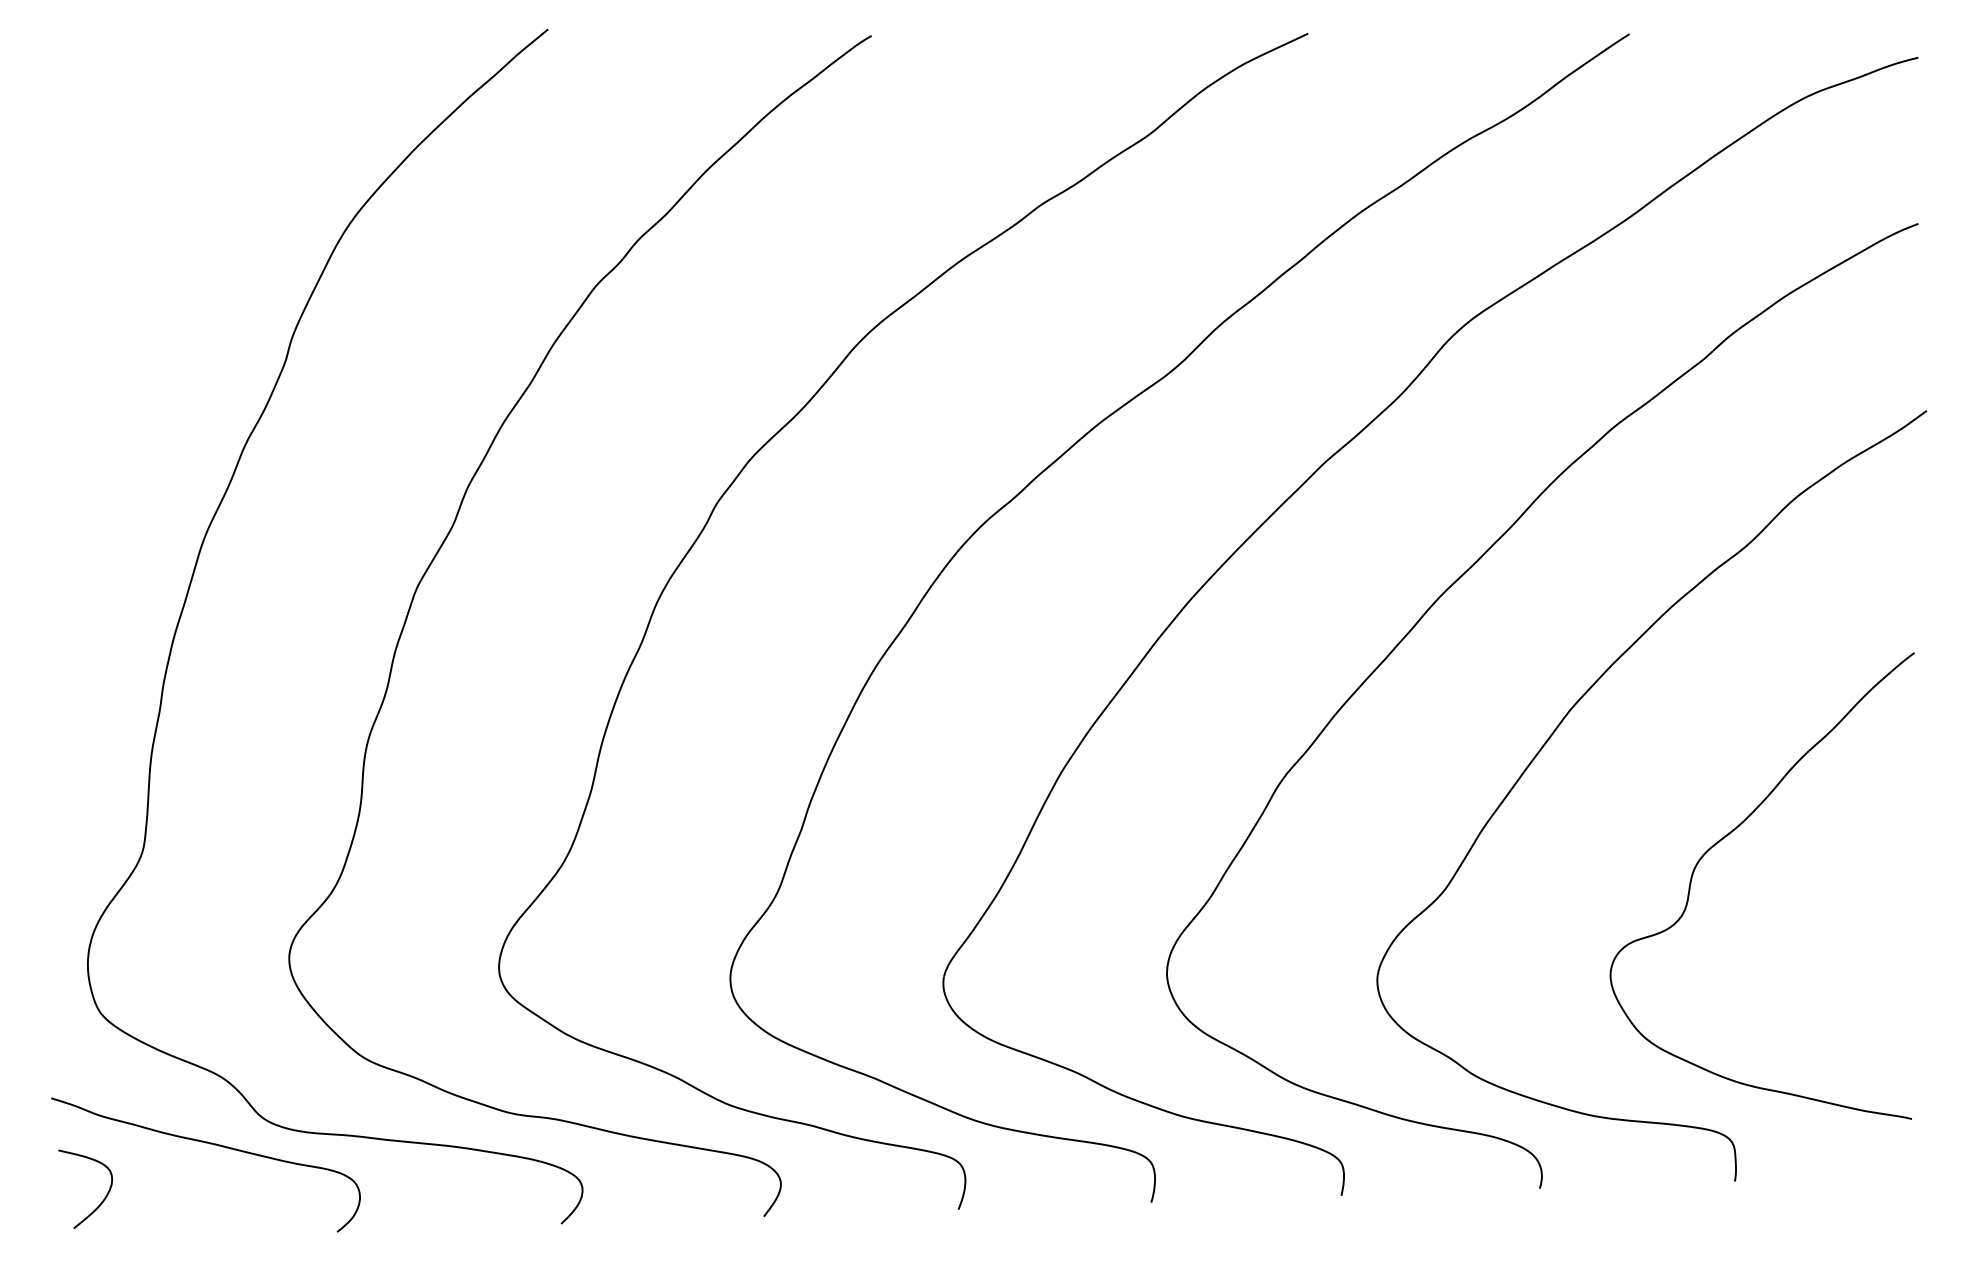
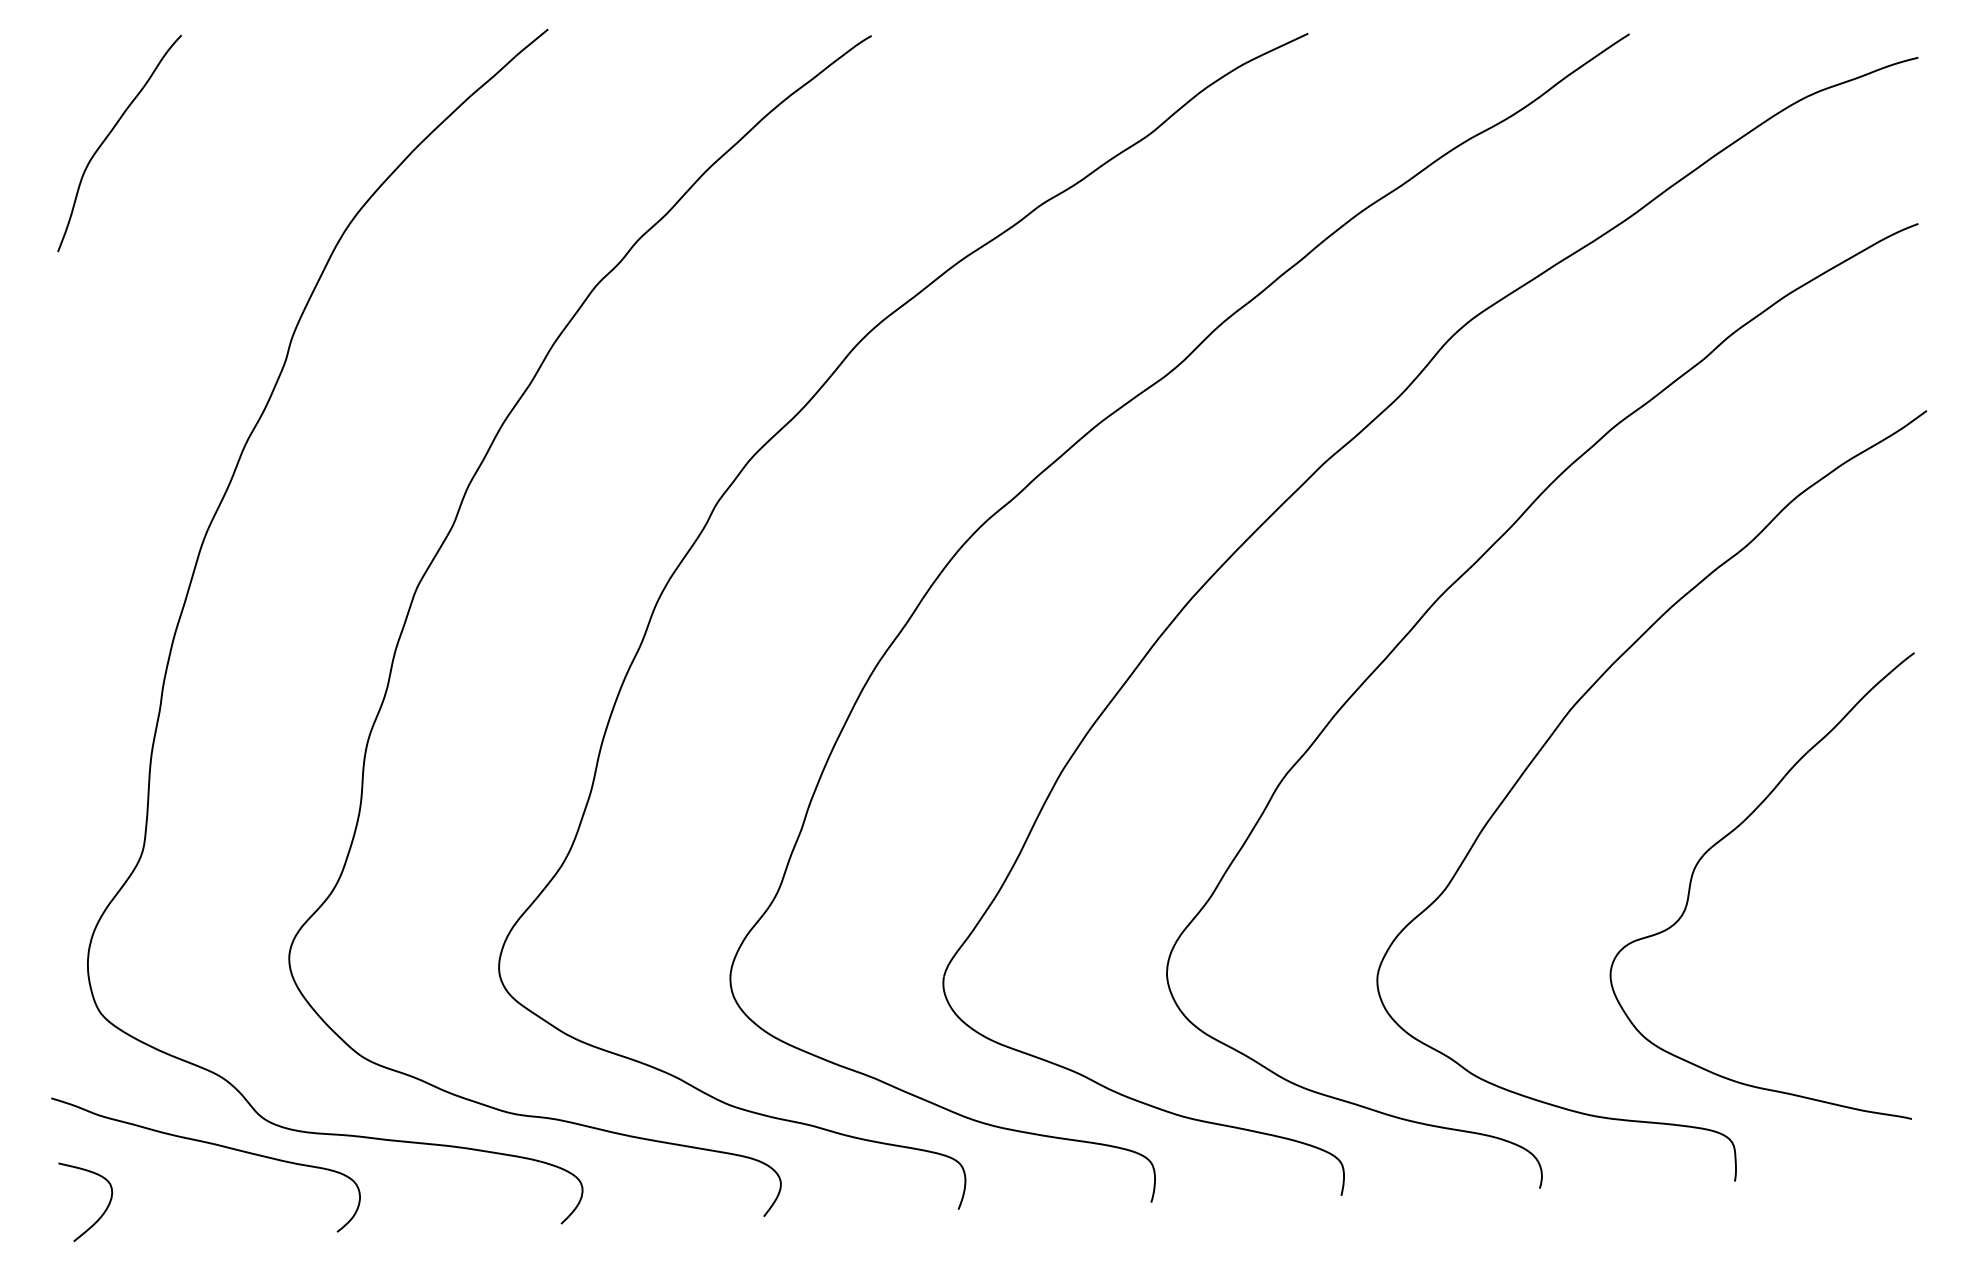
curve: none -> present (109, 135)
curve position: (101, 1201) -> (101, 1214) (101, 1214)
